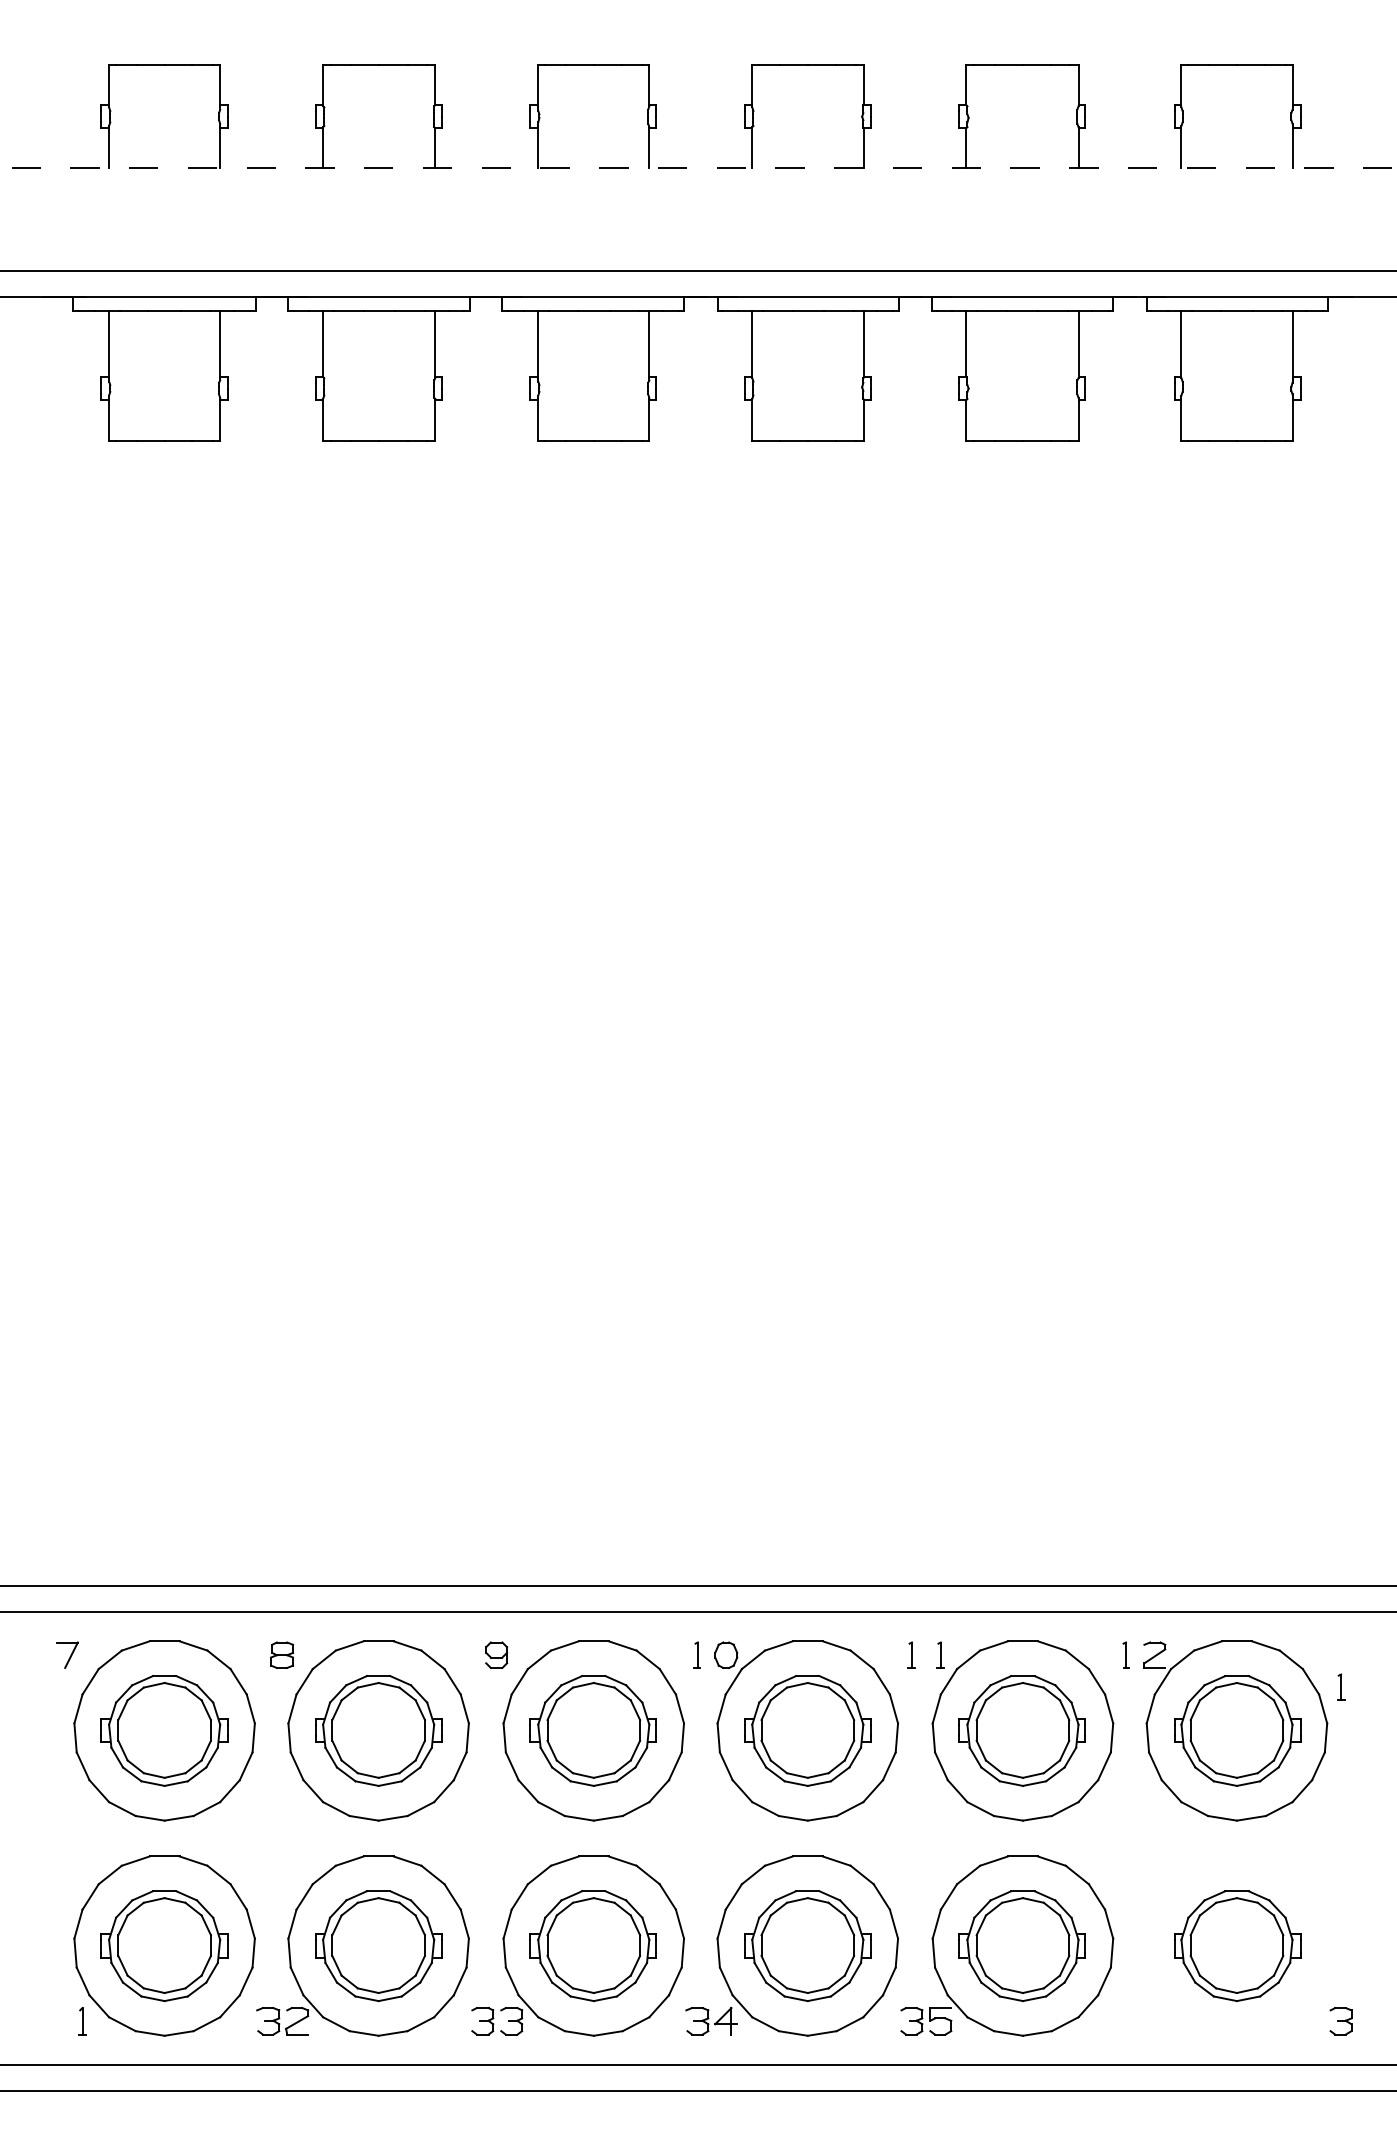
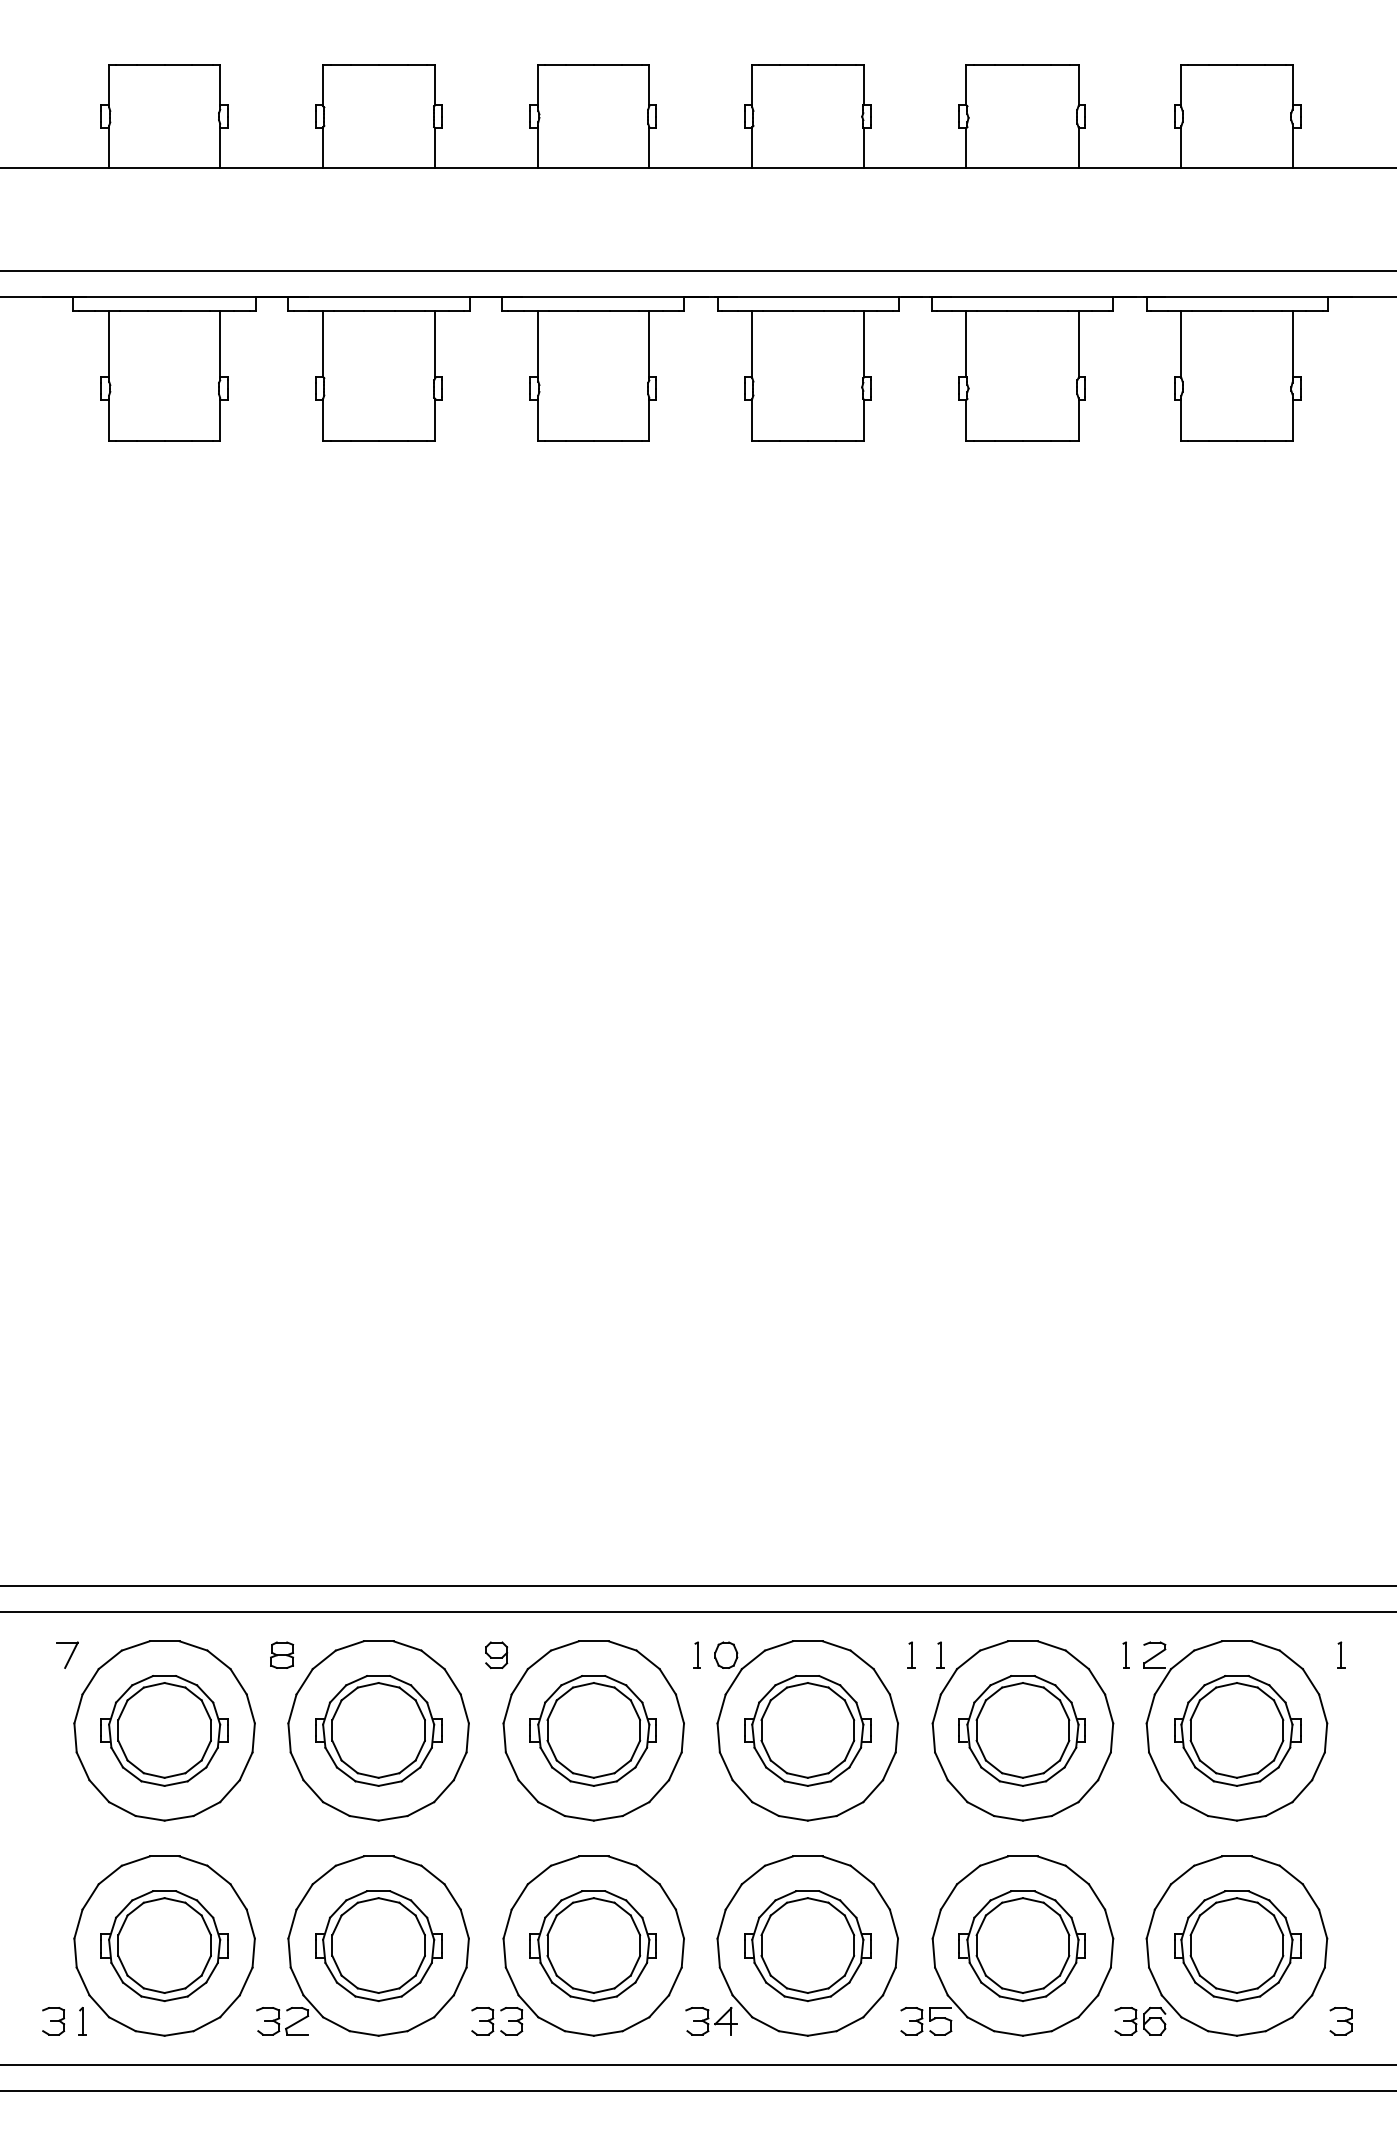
line: dashed -> solid (698, 167)
part position: (1341, 1686) -> (1341, 1654) (1341, 1654)
part: none -> present (1221, 1945)
part: none -> present (53, 2021)
